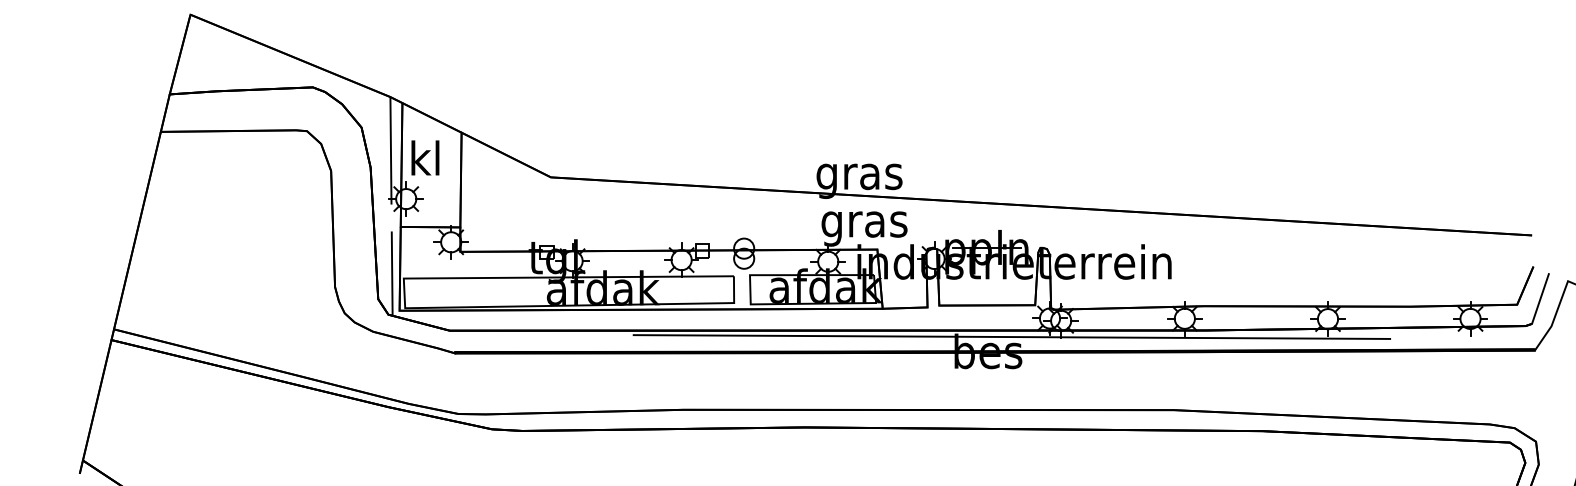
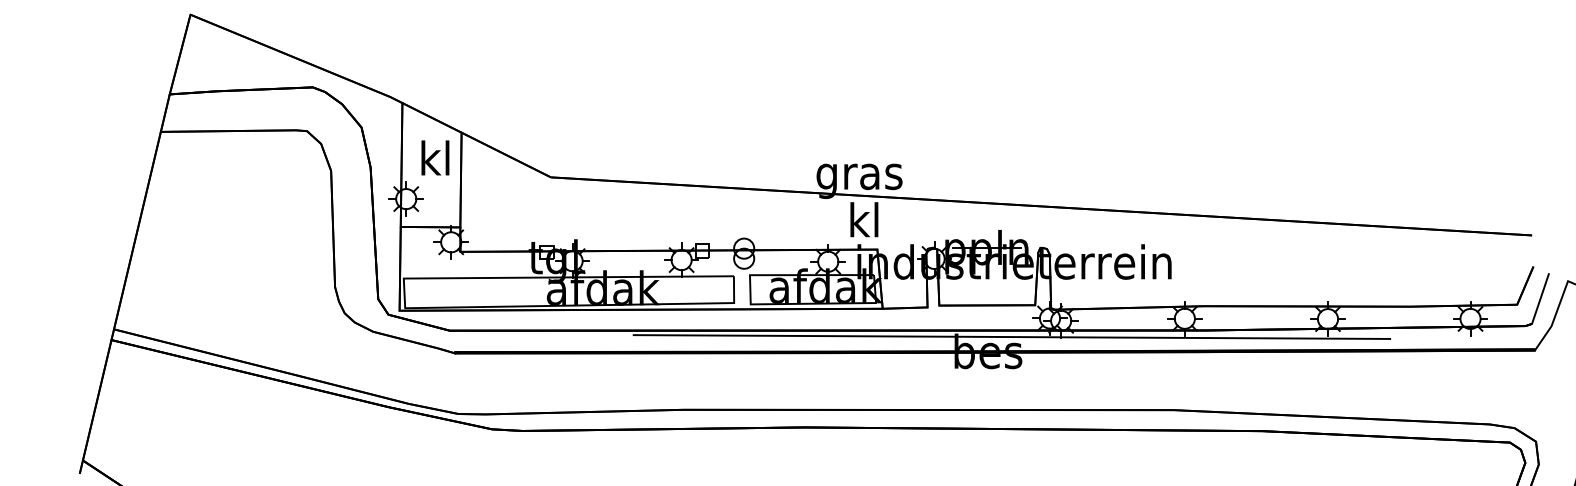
text position: (425, 157) -> (435, 157) (435, 157)
line: present -> none (391, 206)
text: gras -> kl (864, 224)
